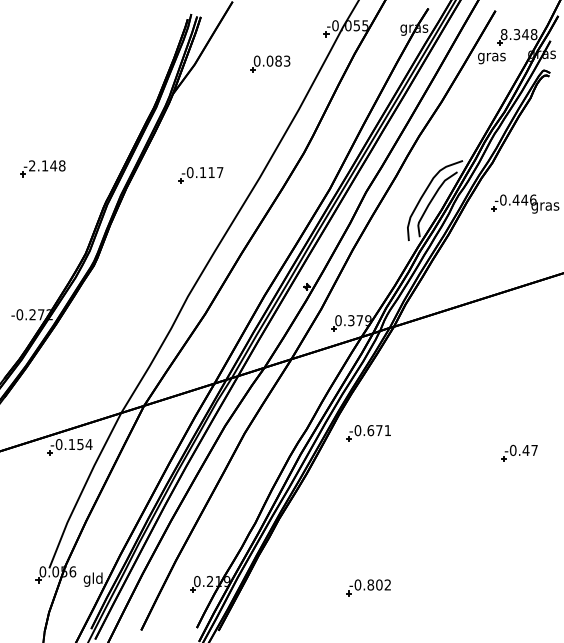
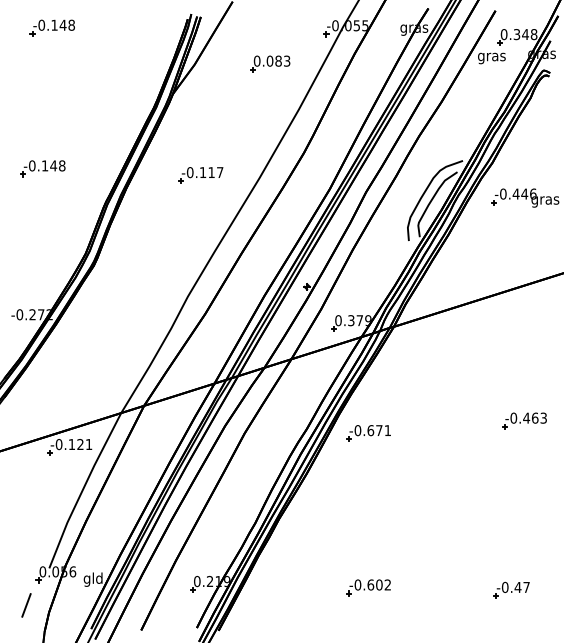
part: none -> present (51, 27)
text: 8.348 -> 0.348 (503, 34)
text: -2.148 -> -0.148 (32, 165)
part position: (525, 203) -> (525, 197) (525, 197)
part: none -> present (524, 420)
text: -0.154 -> -0.121 (84, 444)
part position: (519, 452) -> (511, 589) (511, 589)
text: -0.802 -> -0.602 (370, 584)
line: none -> present (26, 605)
